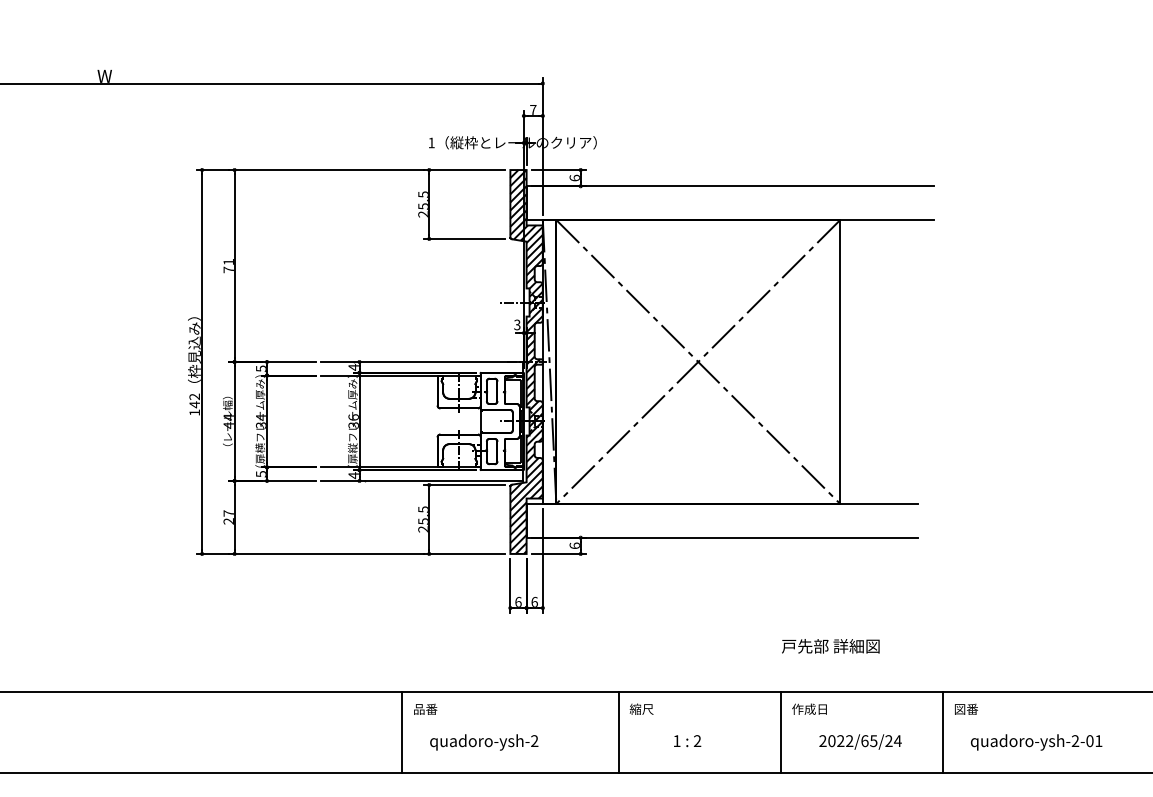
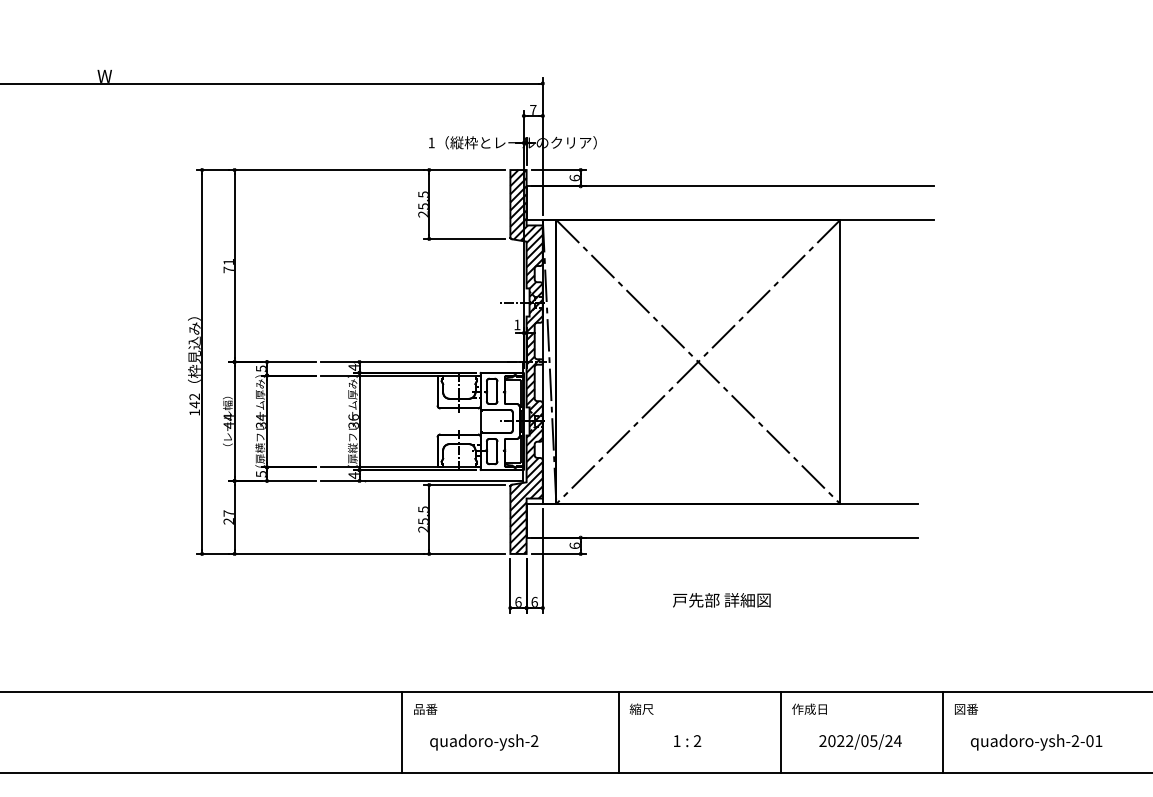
text: 3 -> 1 (517, 324)
text position: (830, 646) -> (721, 600) (721, 600)
text: 2022/65/24 -> 2022/05/24 (864, 740)
